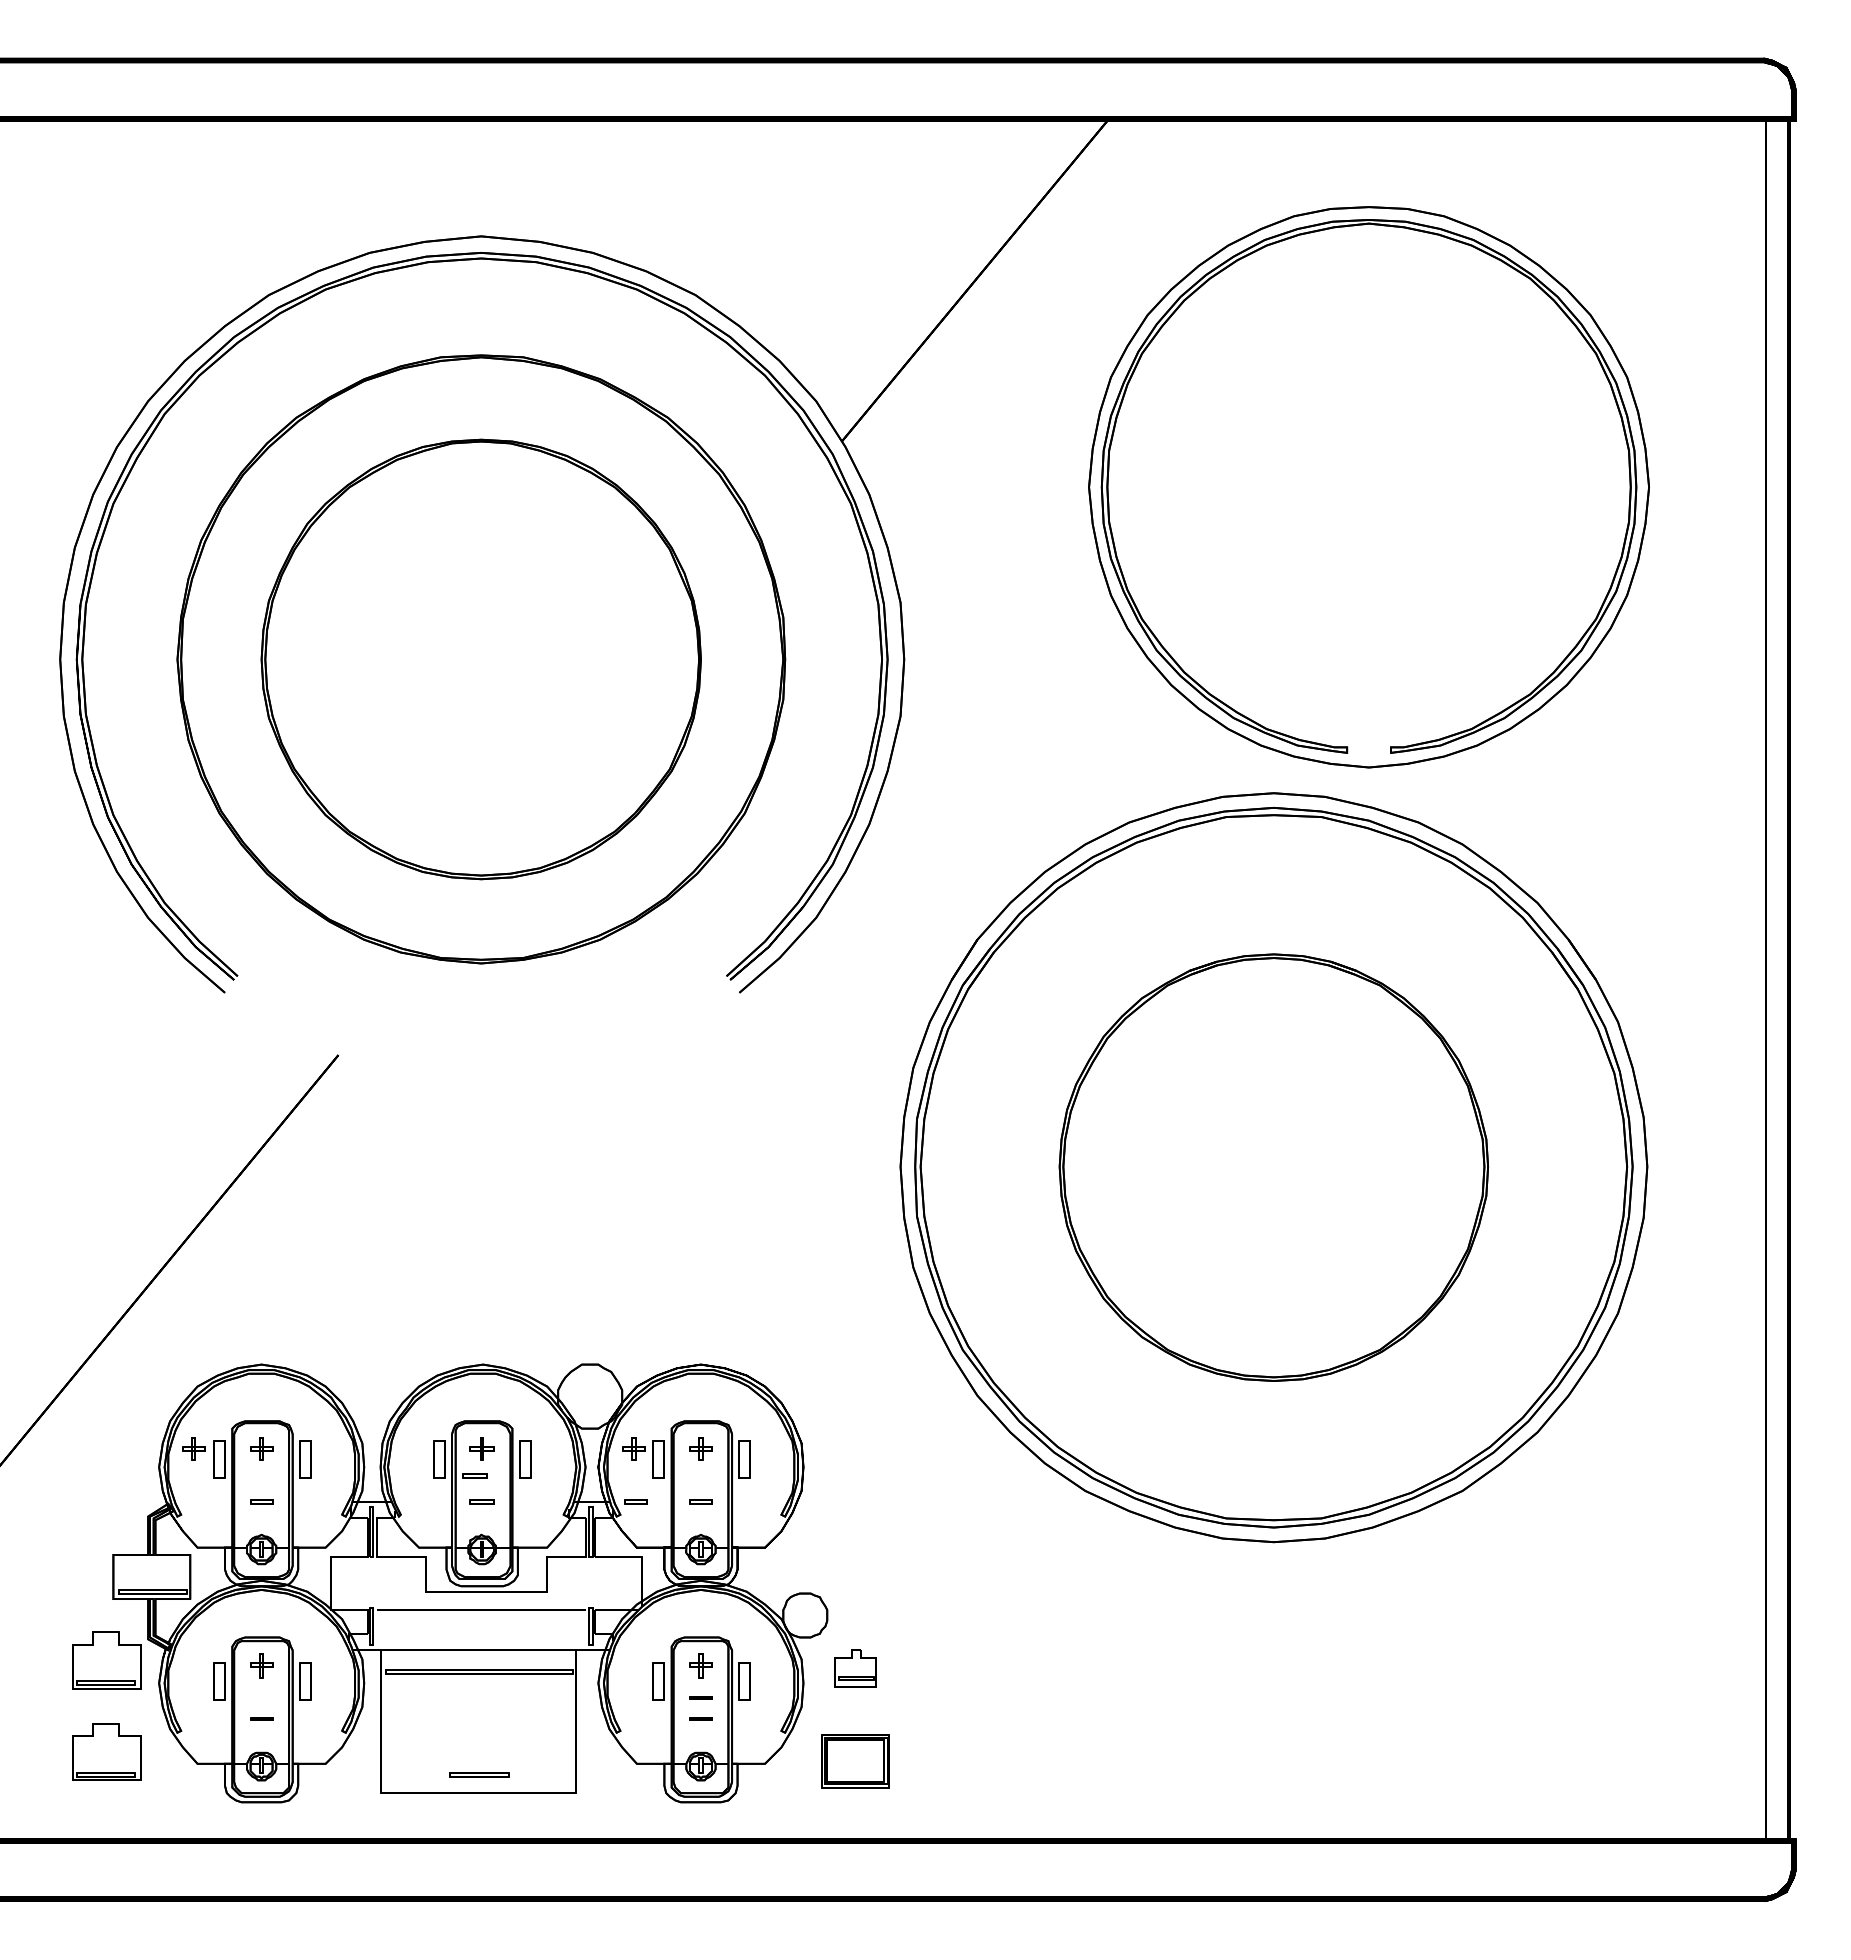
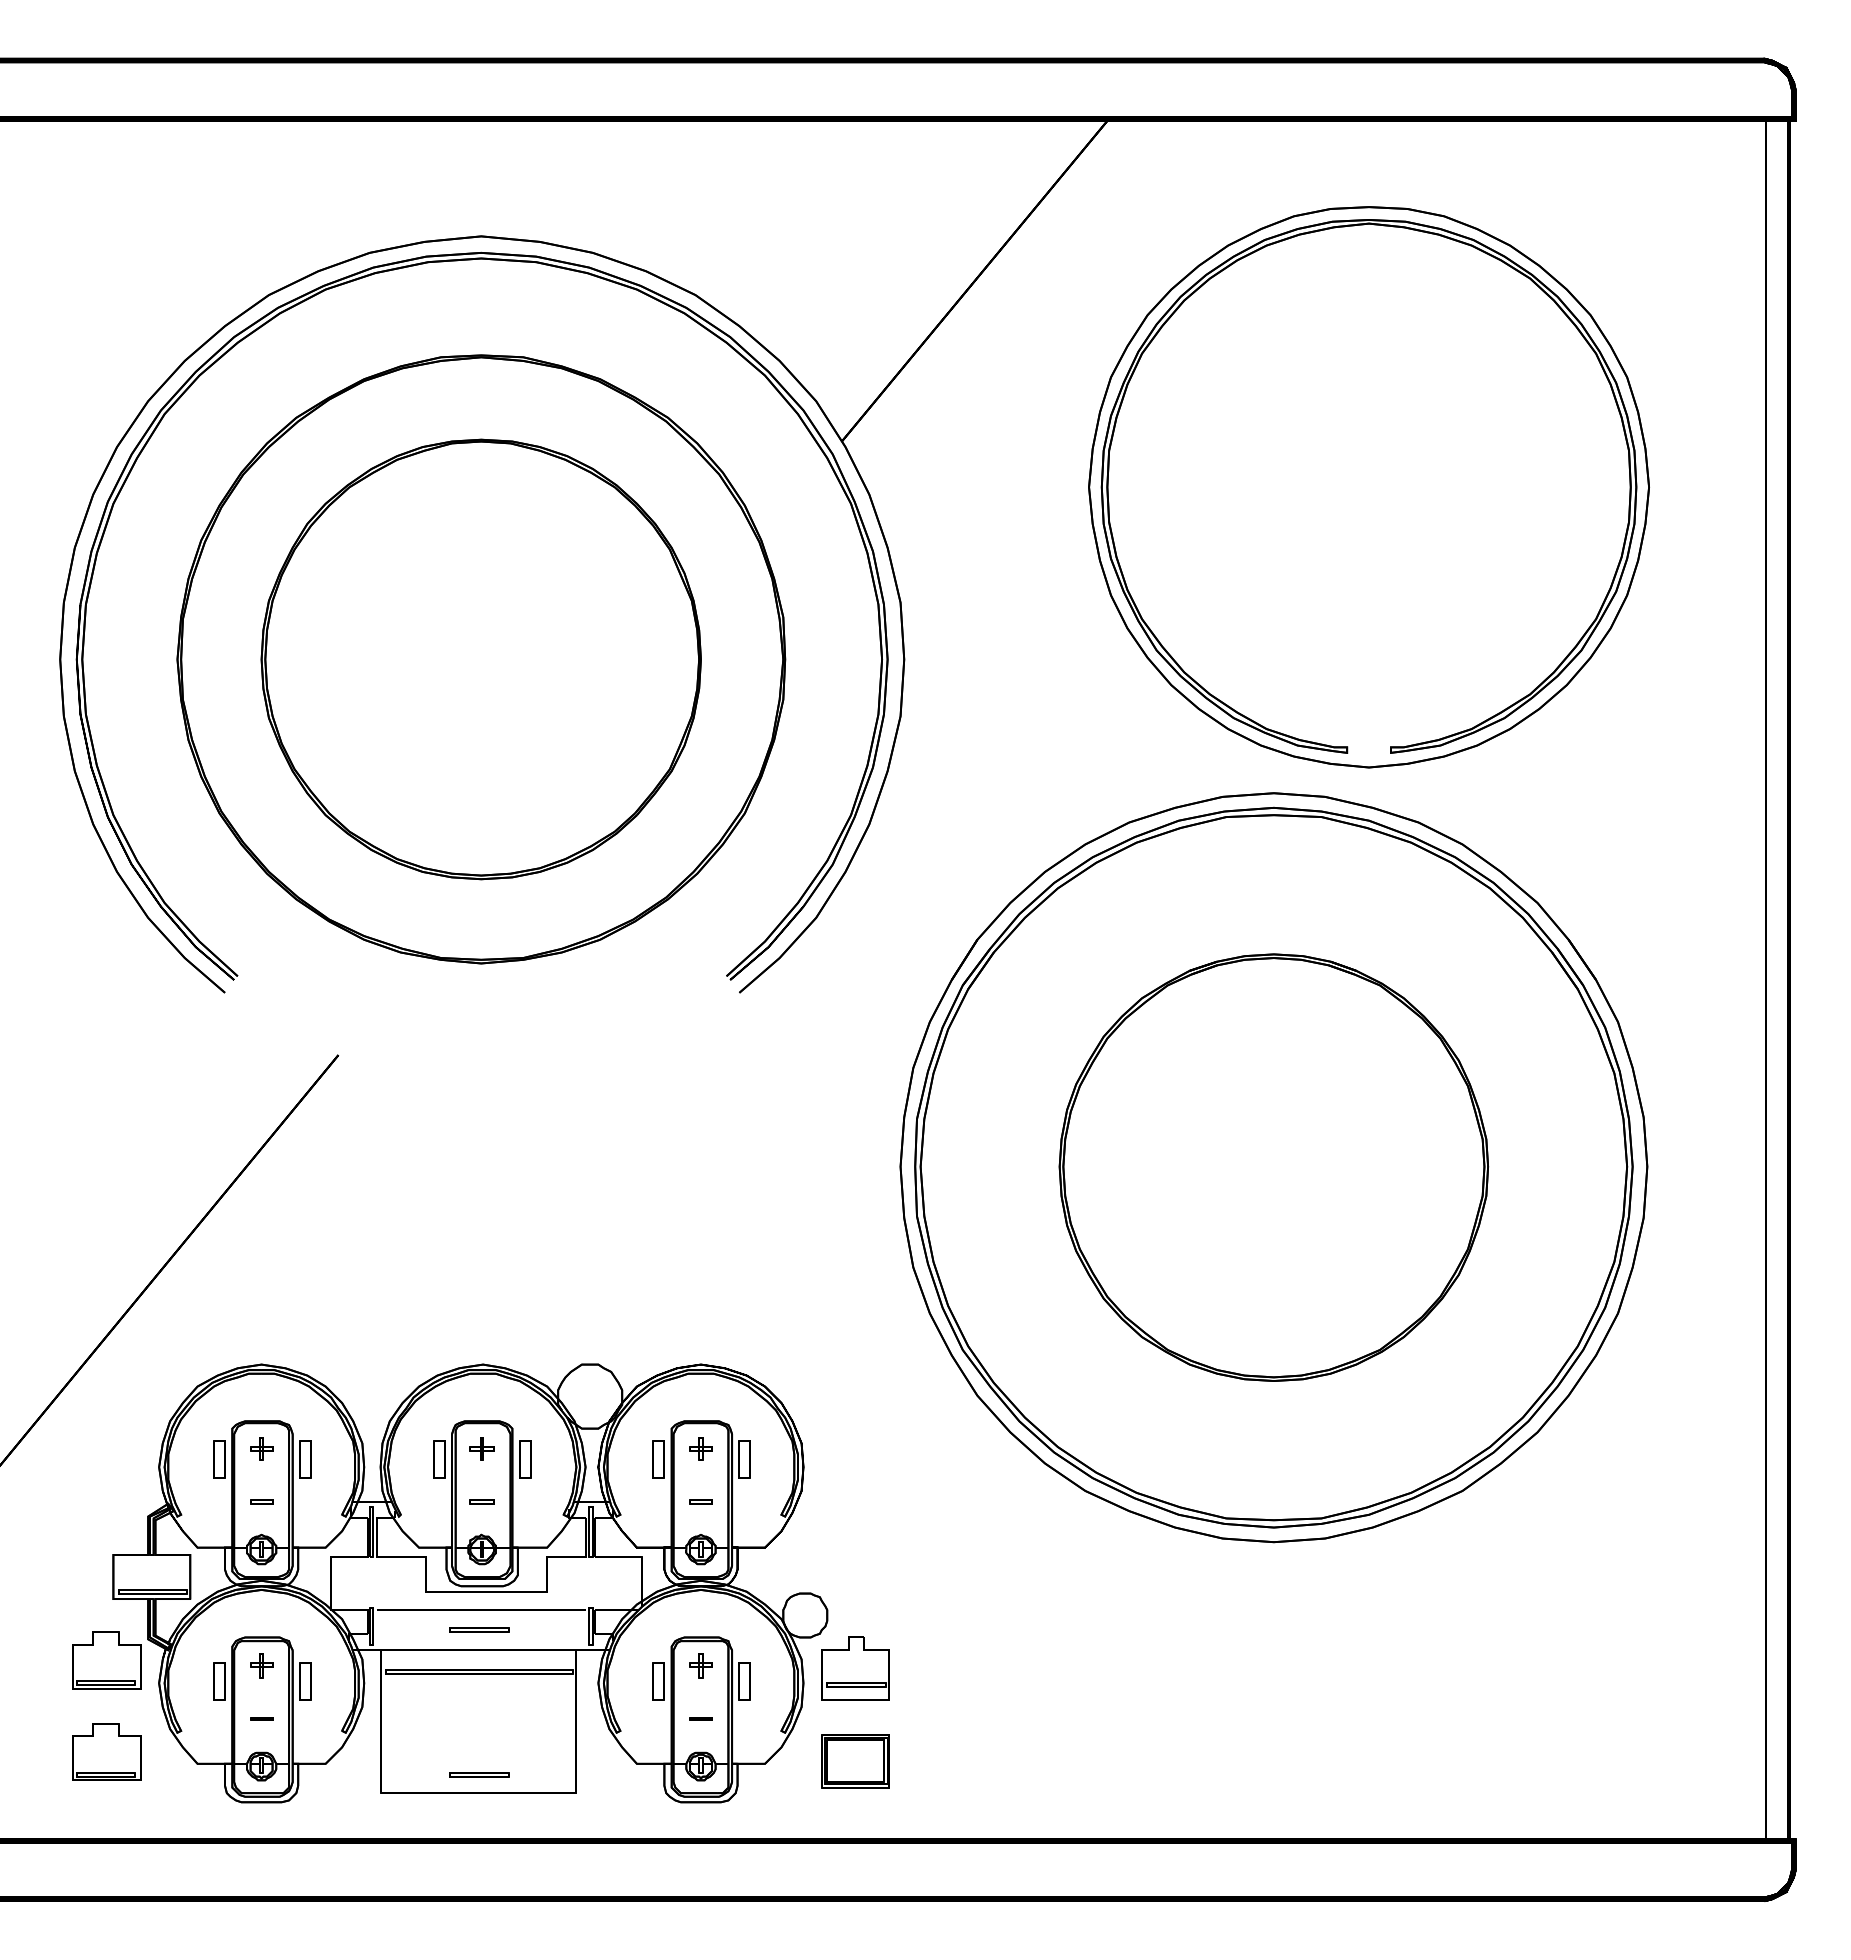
part: present -> none (193, 1448)
part: present -> none (633, 1448)
part: present -> none (474, 1475)
part: present -> none (635, 1501)
part: none -> present (479, 1629)
part size: 43x39 px -> 69x65 px (855, 1668)
line: present -> none (700, 1697)
